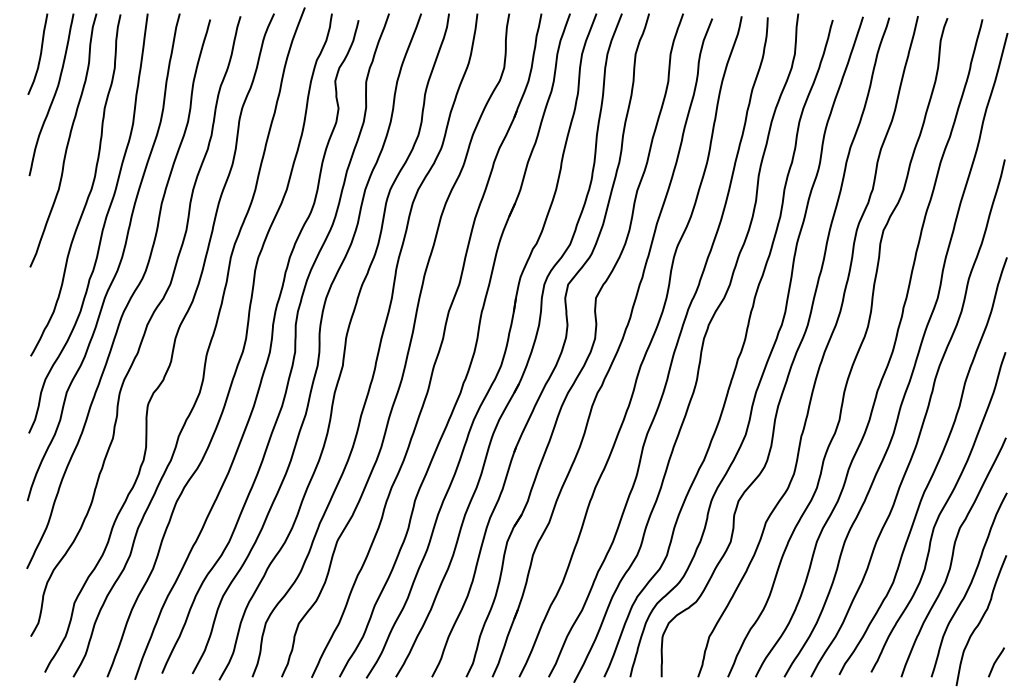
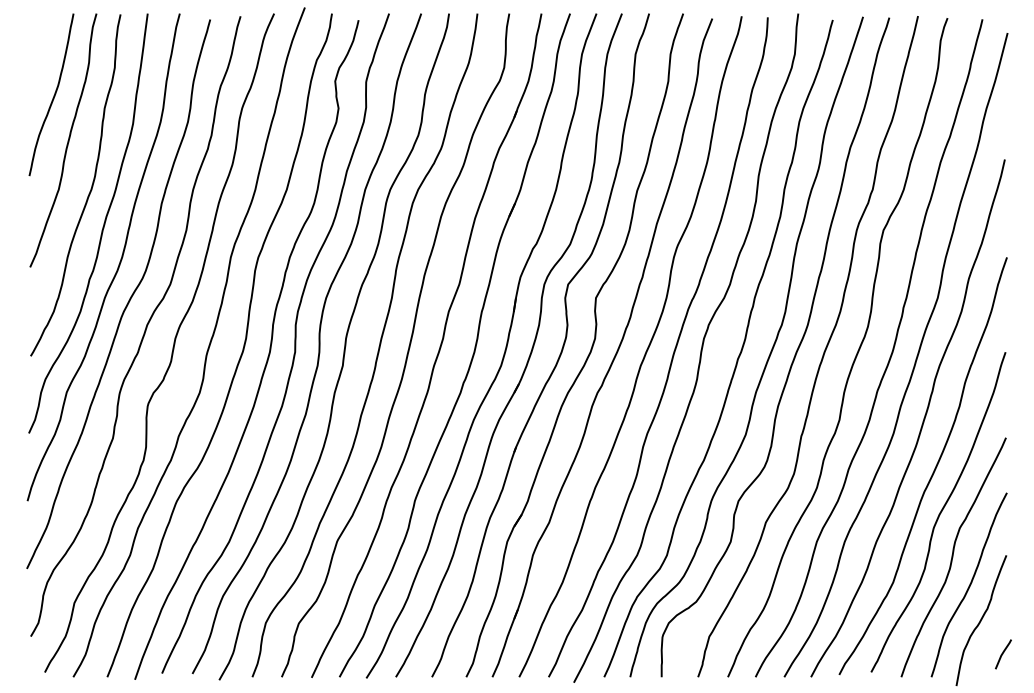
curve: present -> none (39, 55)
line position: (996, 662) -> (1003, 654) (1003, 654)
